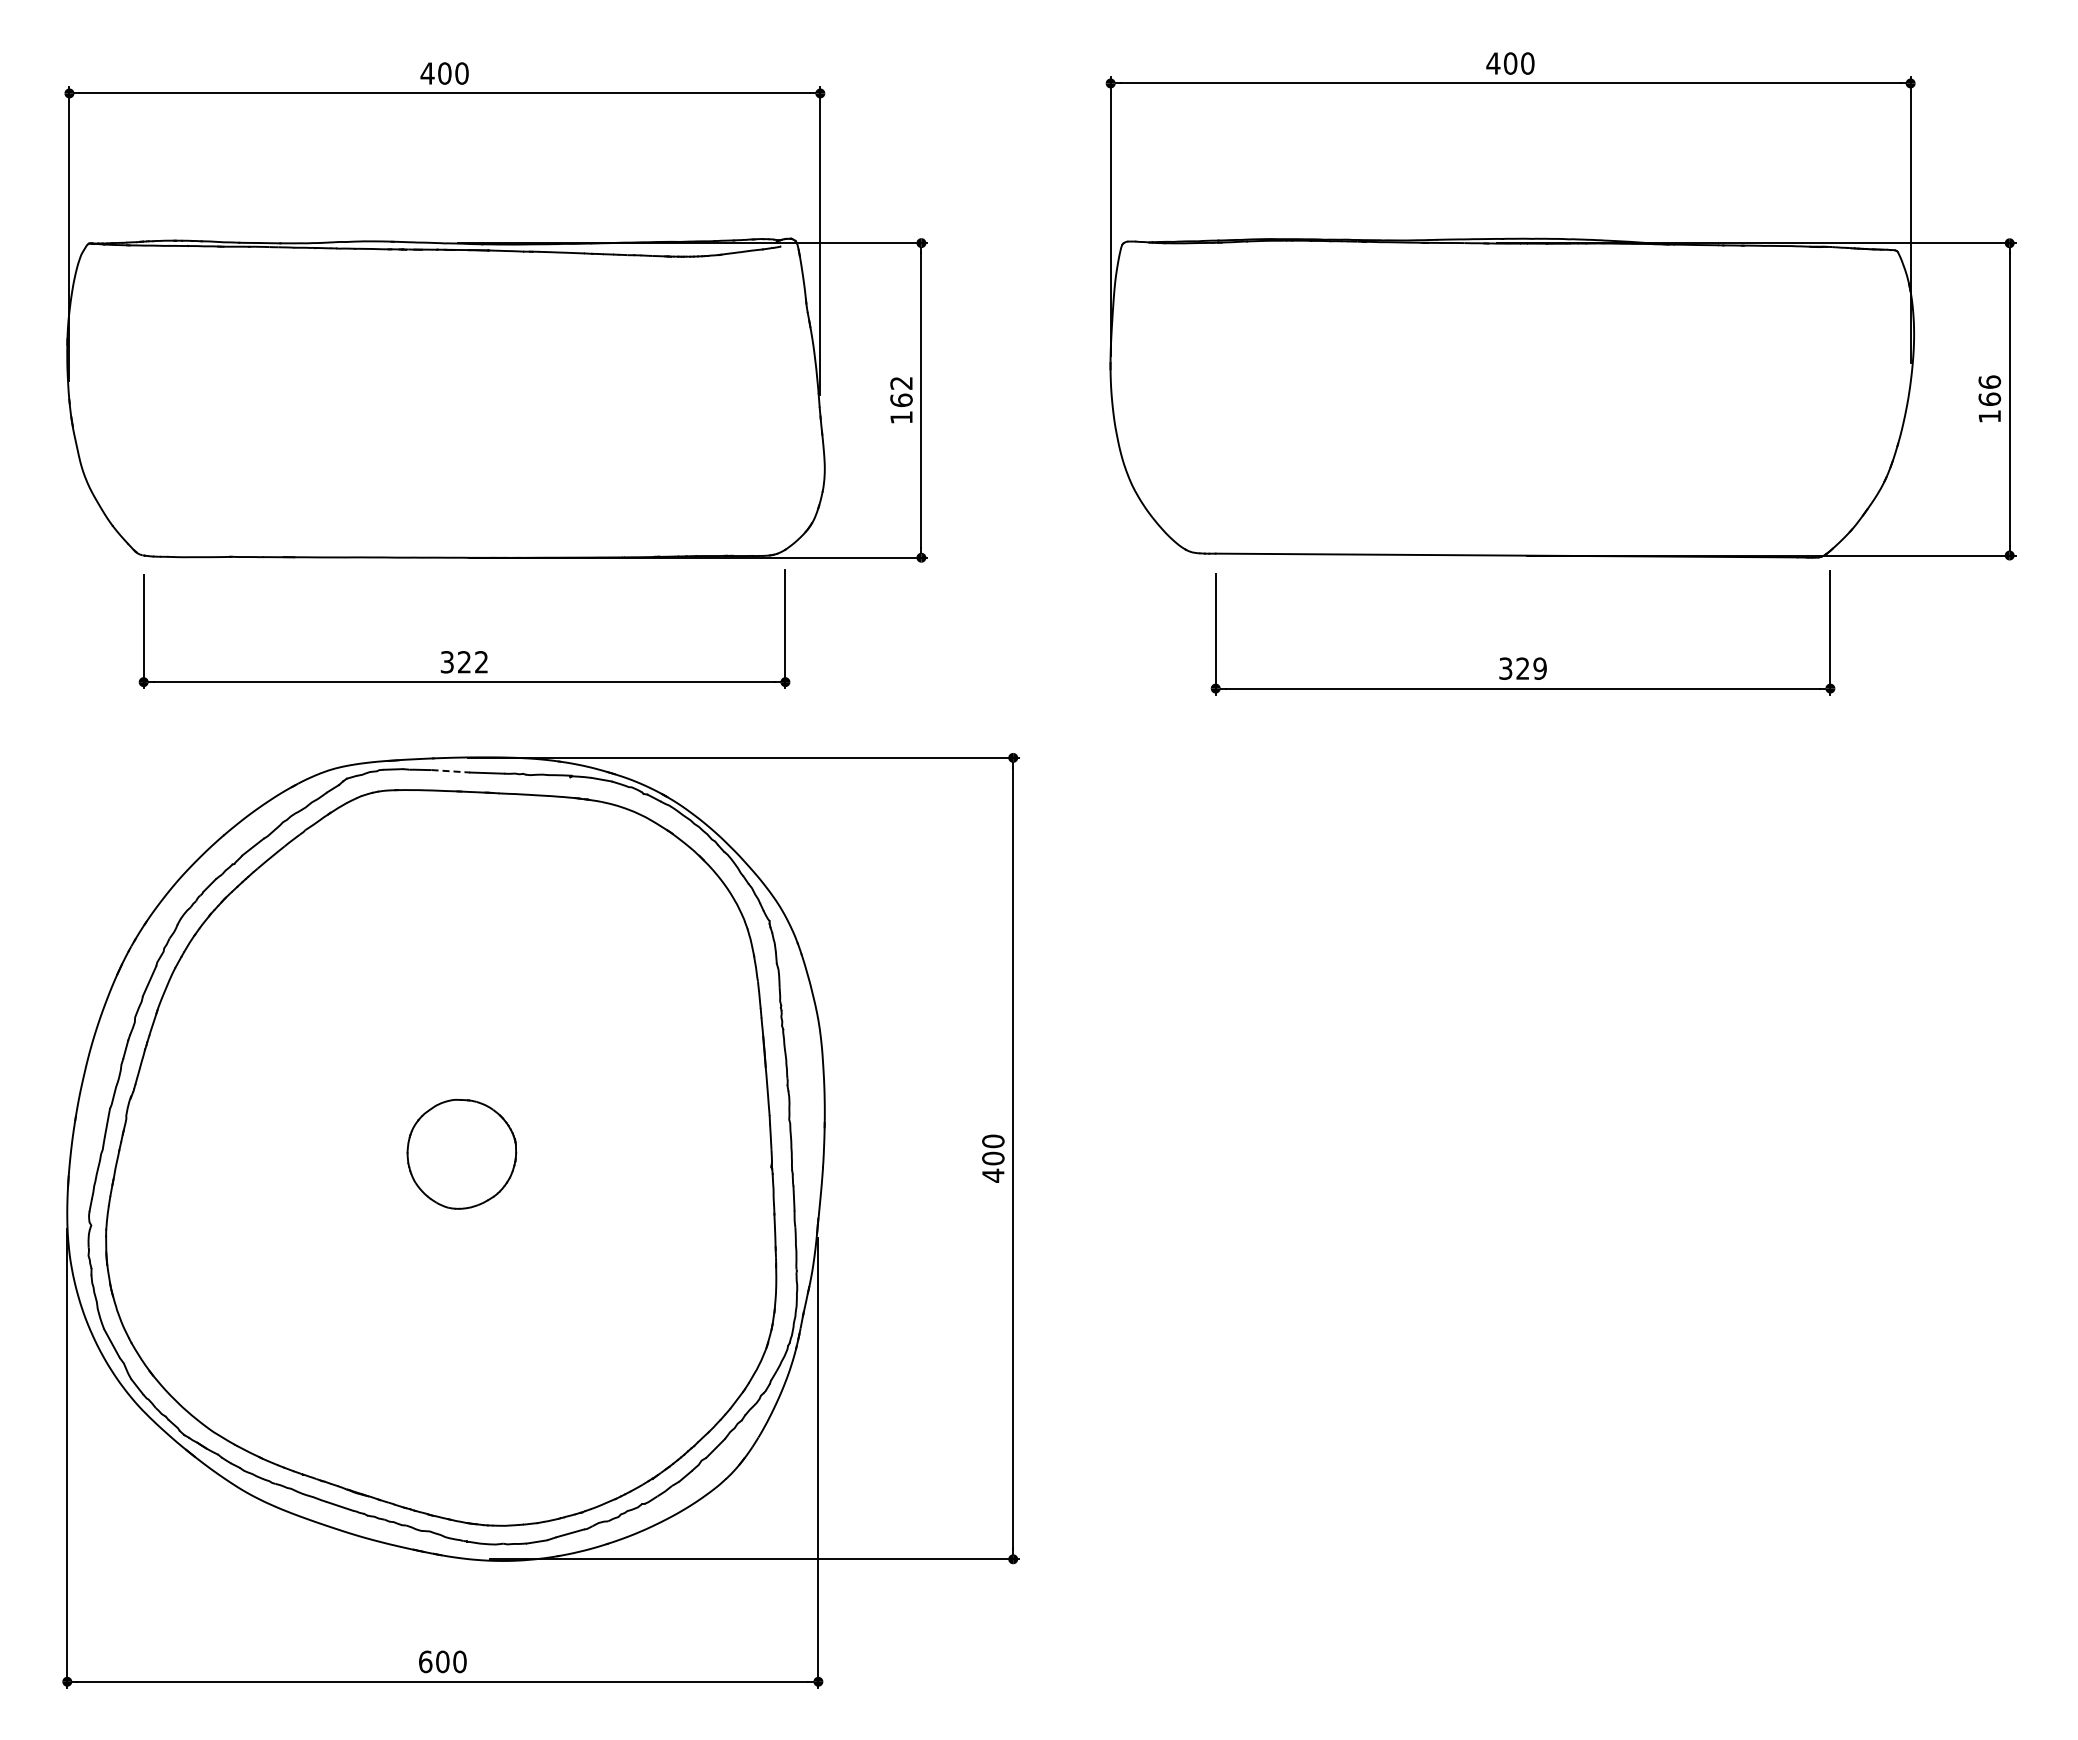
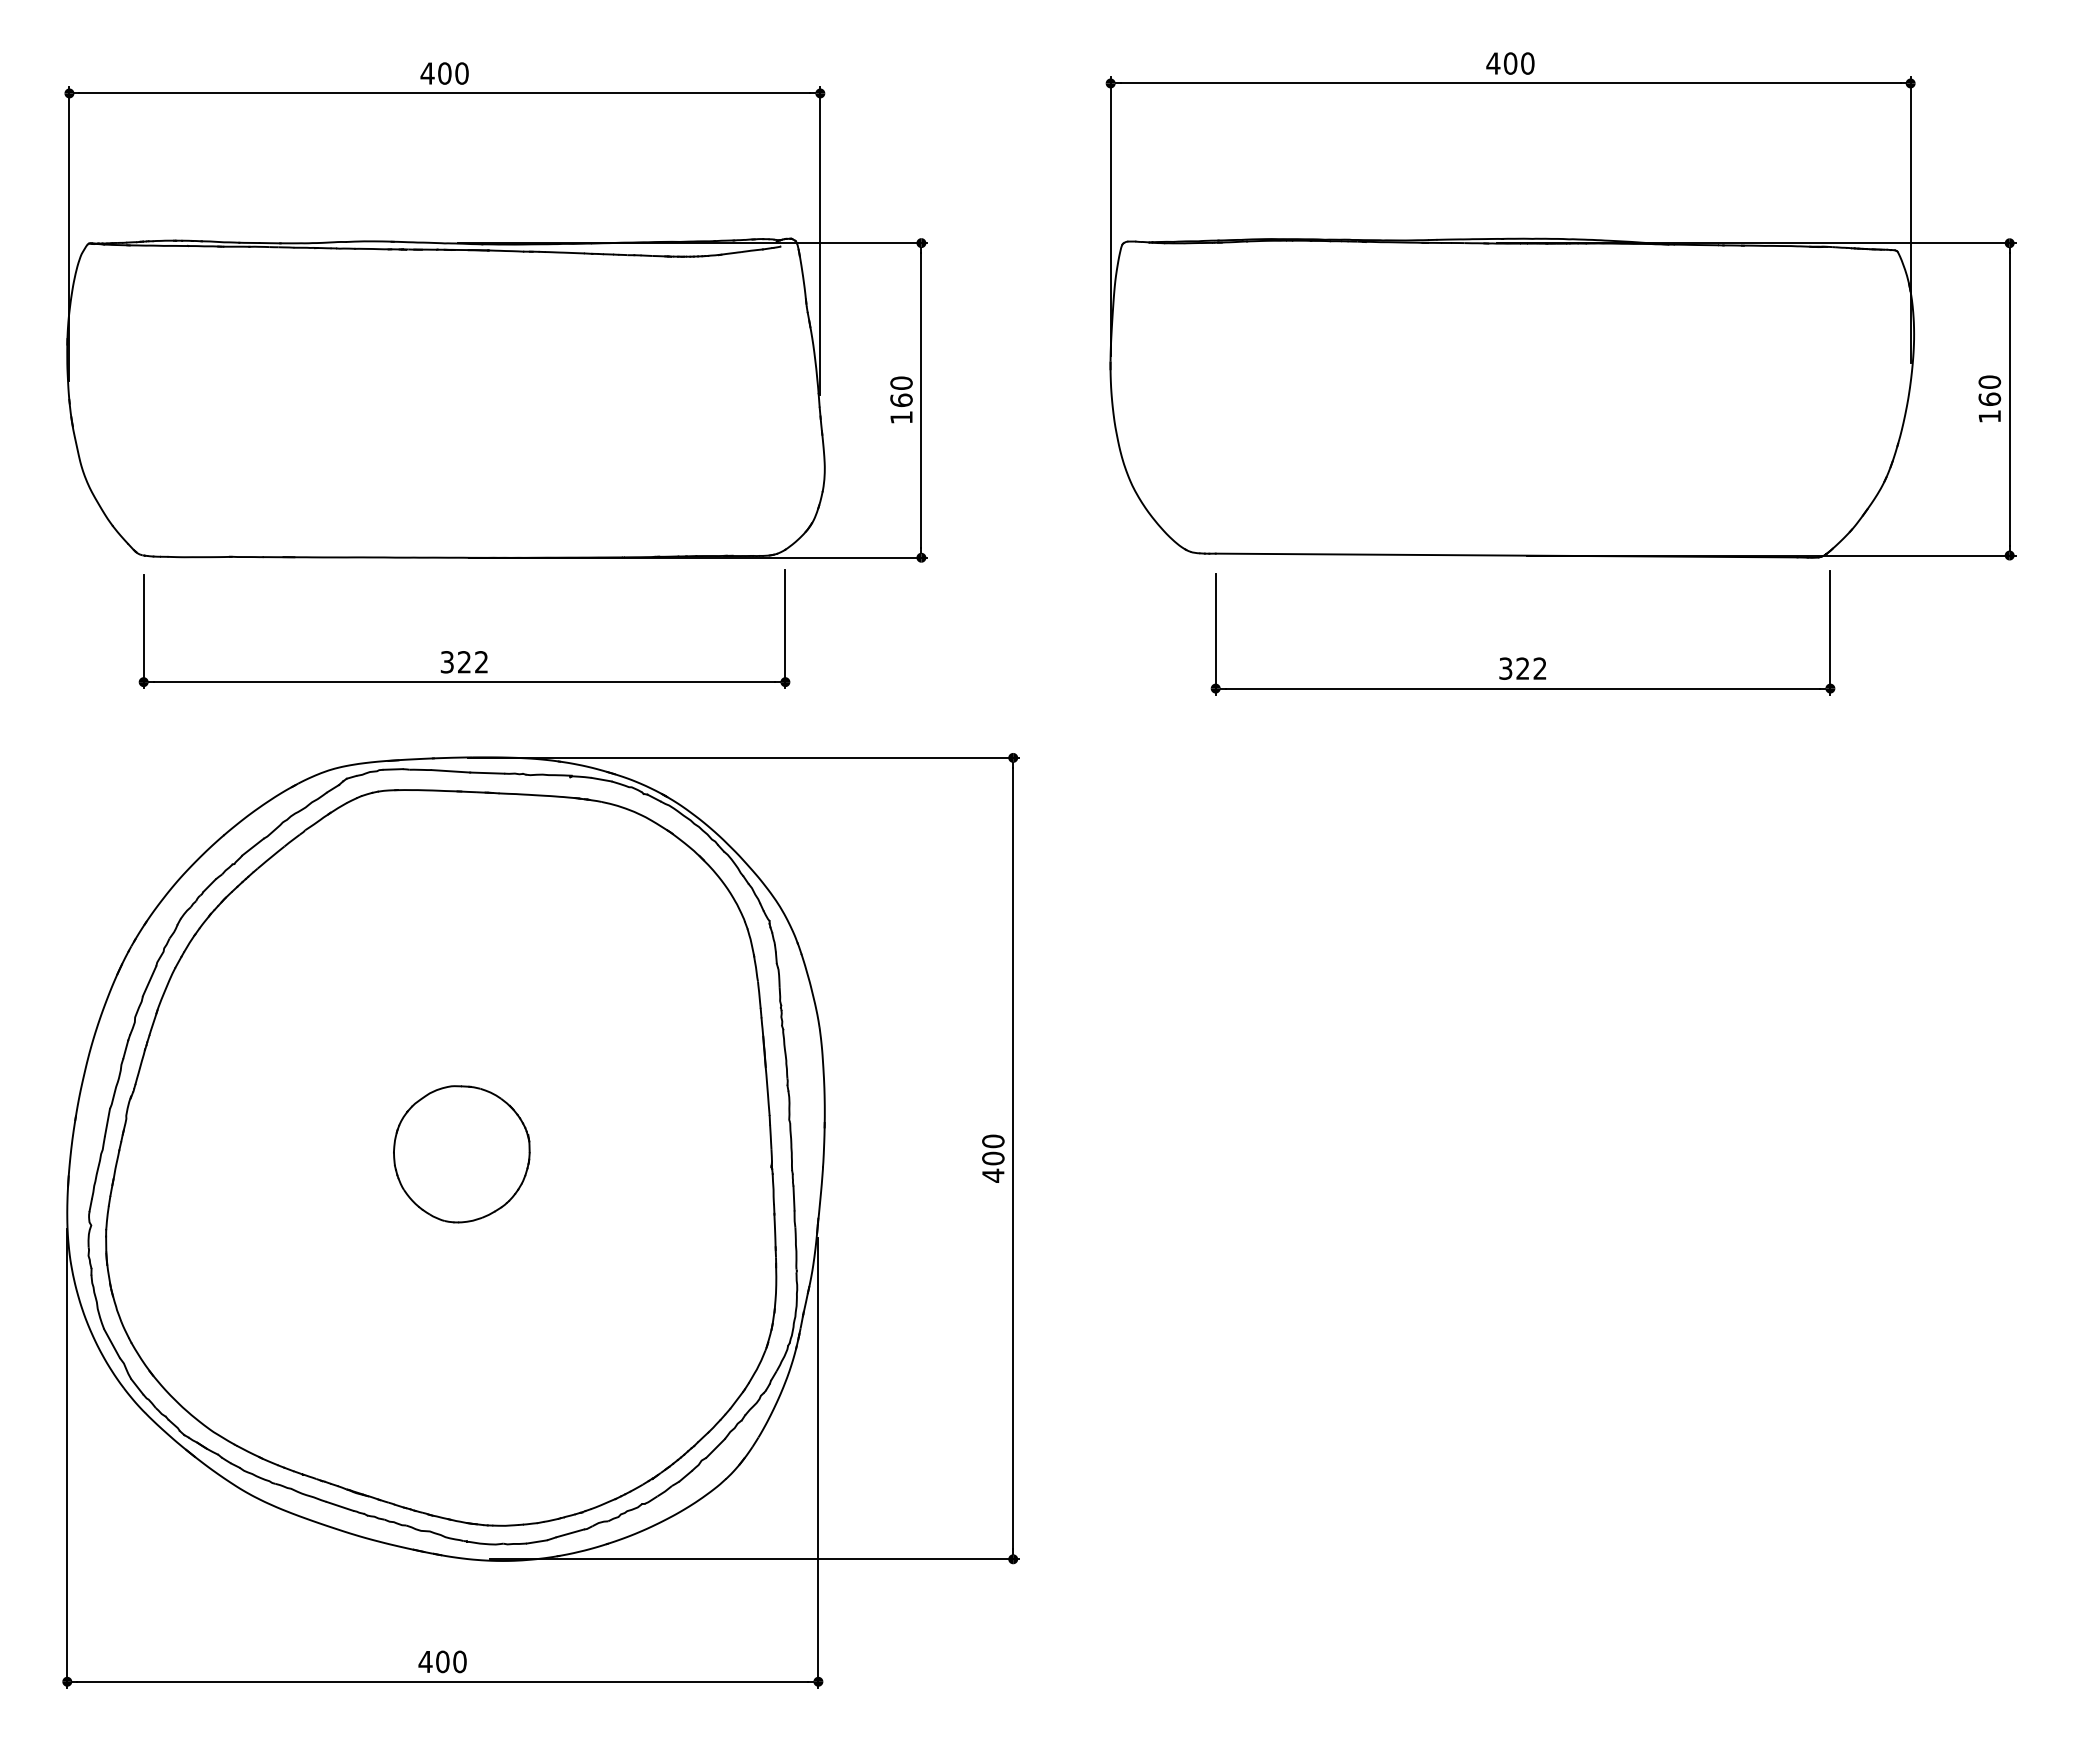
text: 166 -> 160 (1989, 381)
text: 162 -> 160 (901, 382)
text: 329 -> 322 (1539, 668)
line: dashed -> solid (451, 771)
part size: 112x111 px -> 138x139 px (461, 1154)
text: 600 -> 400 (425, 1661)
